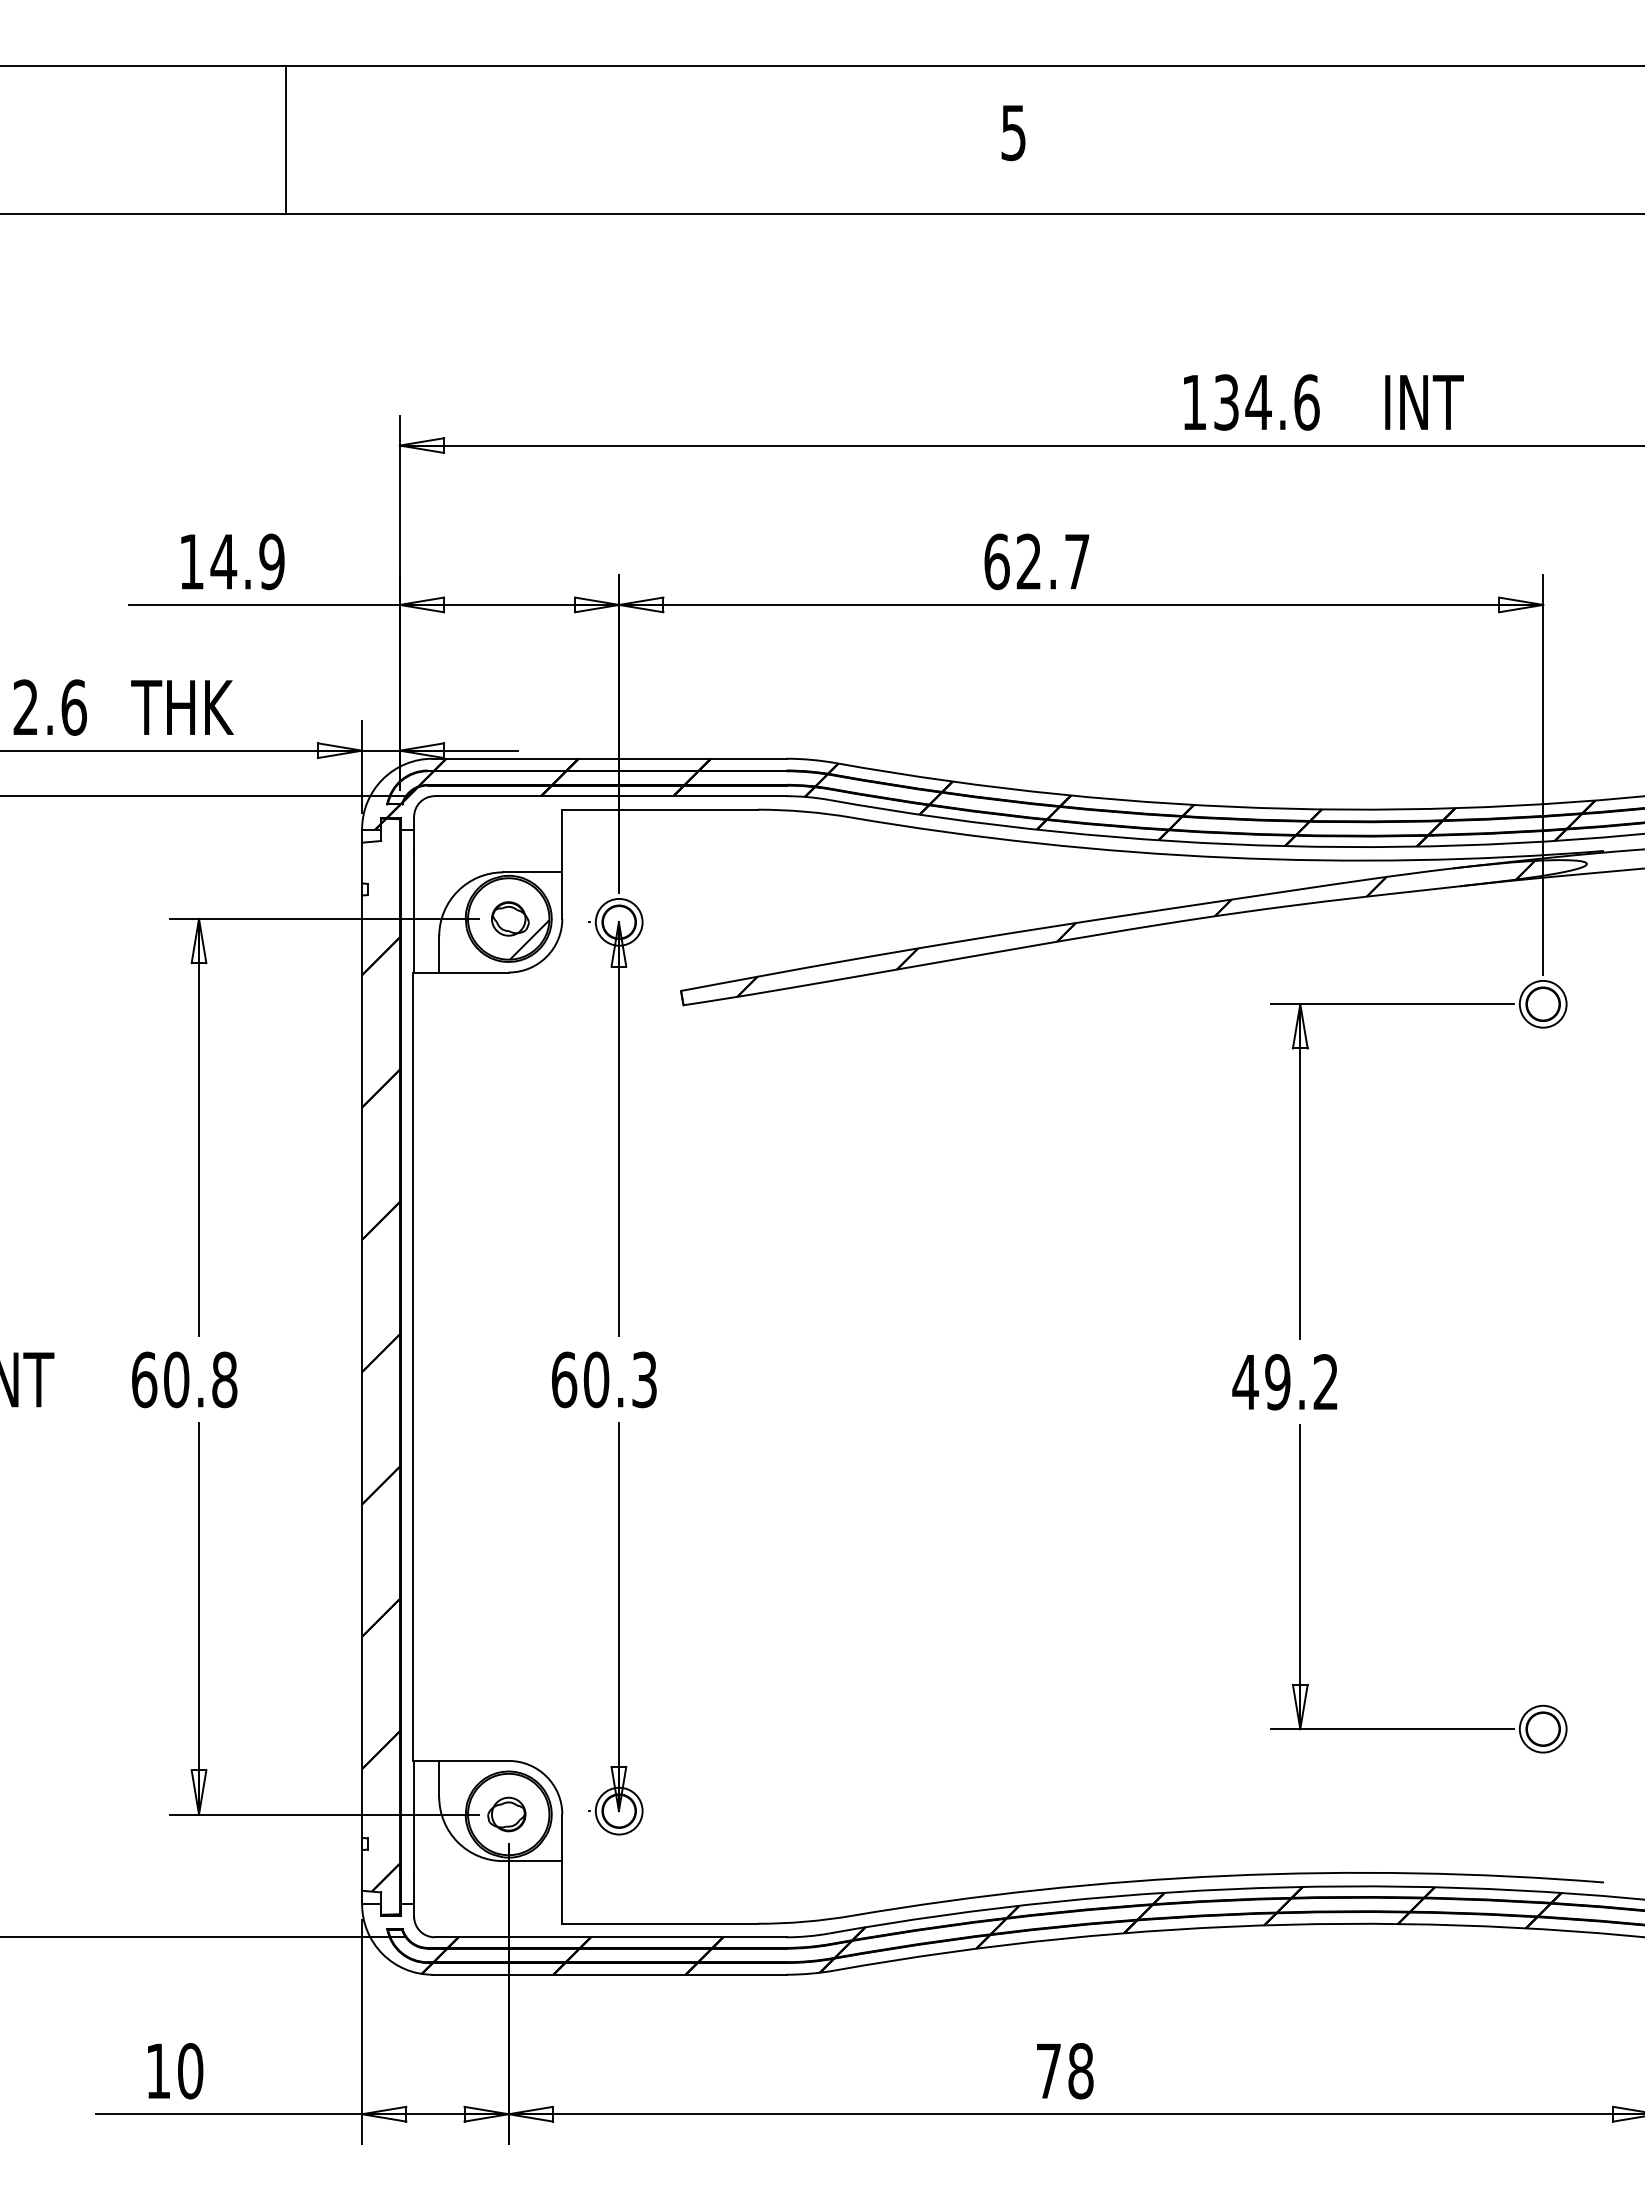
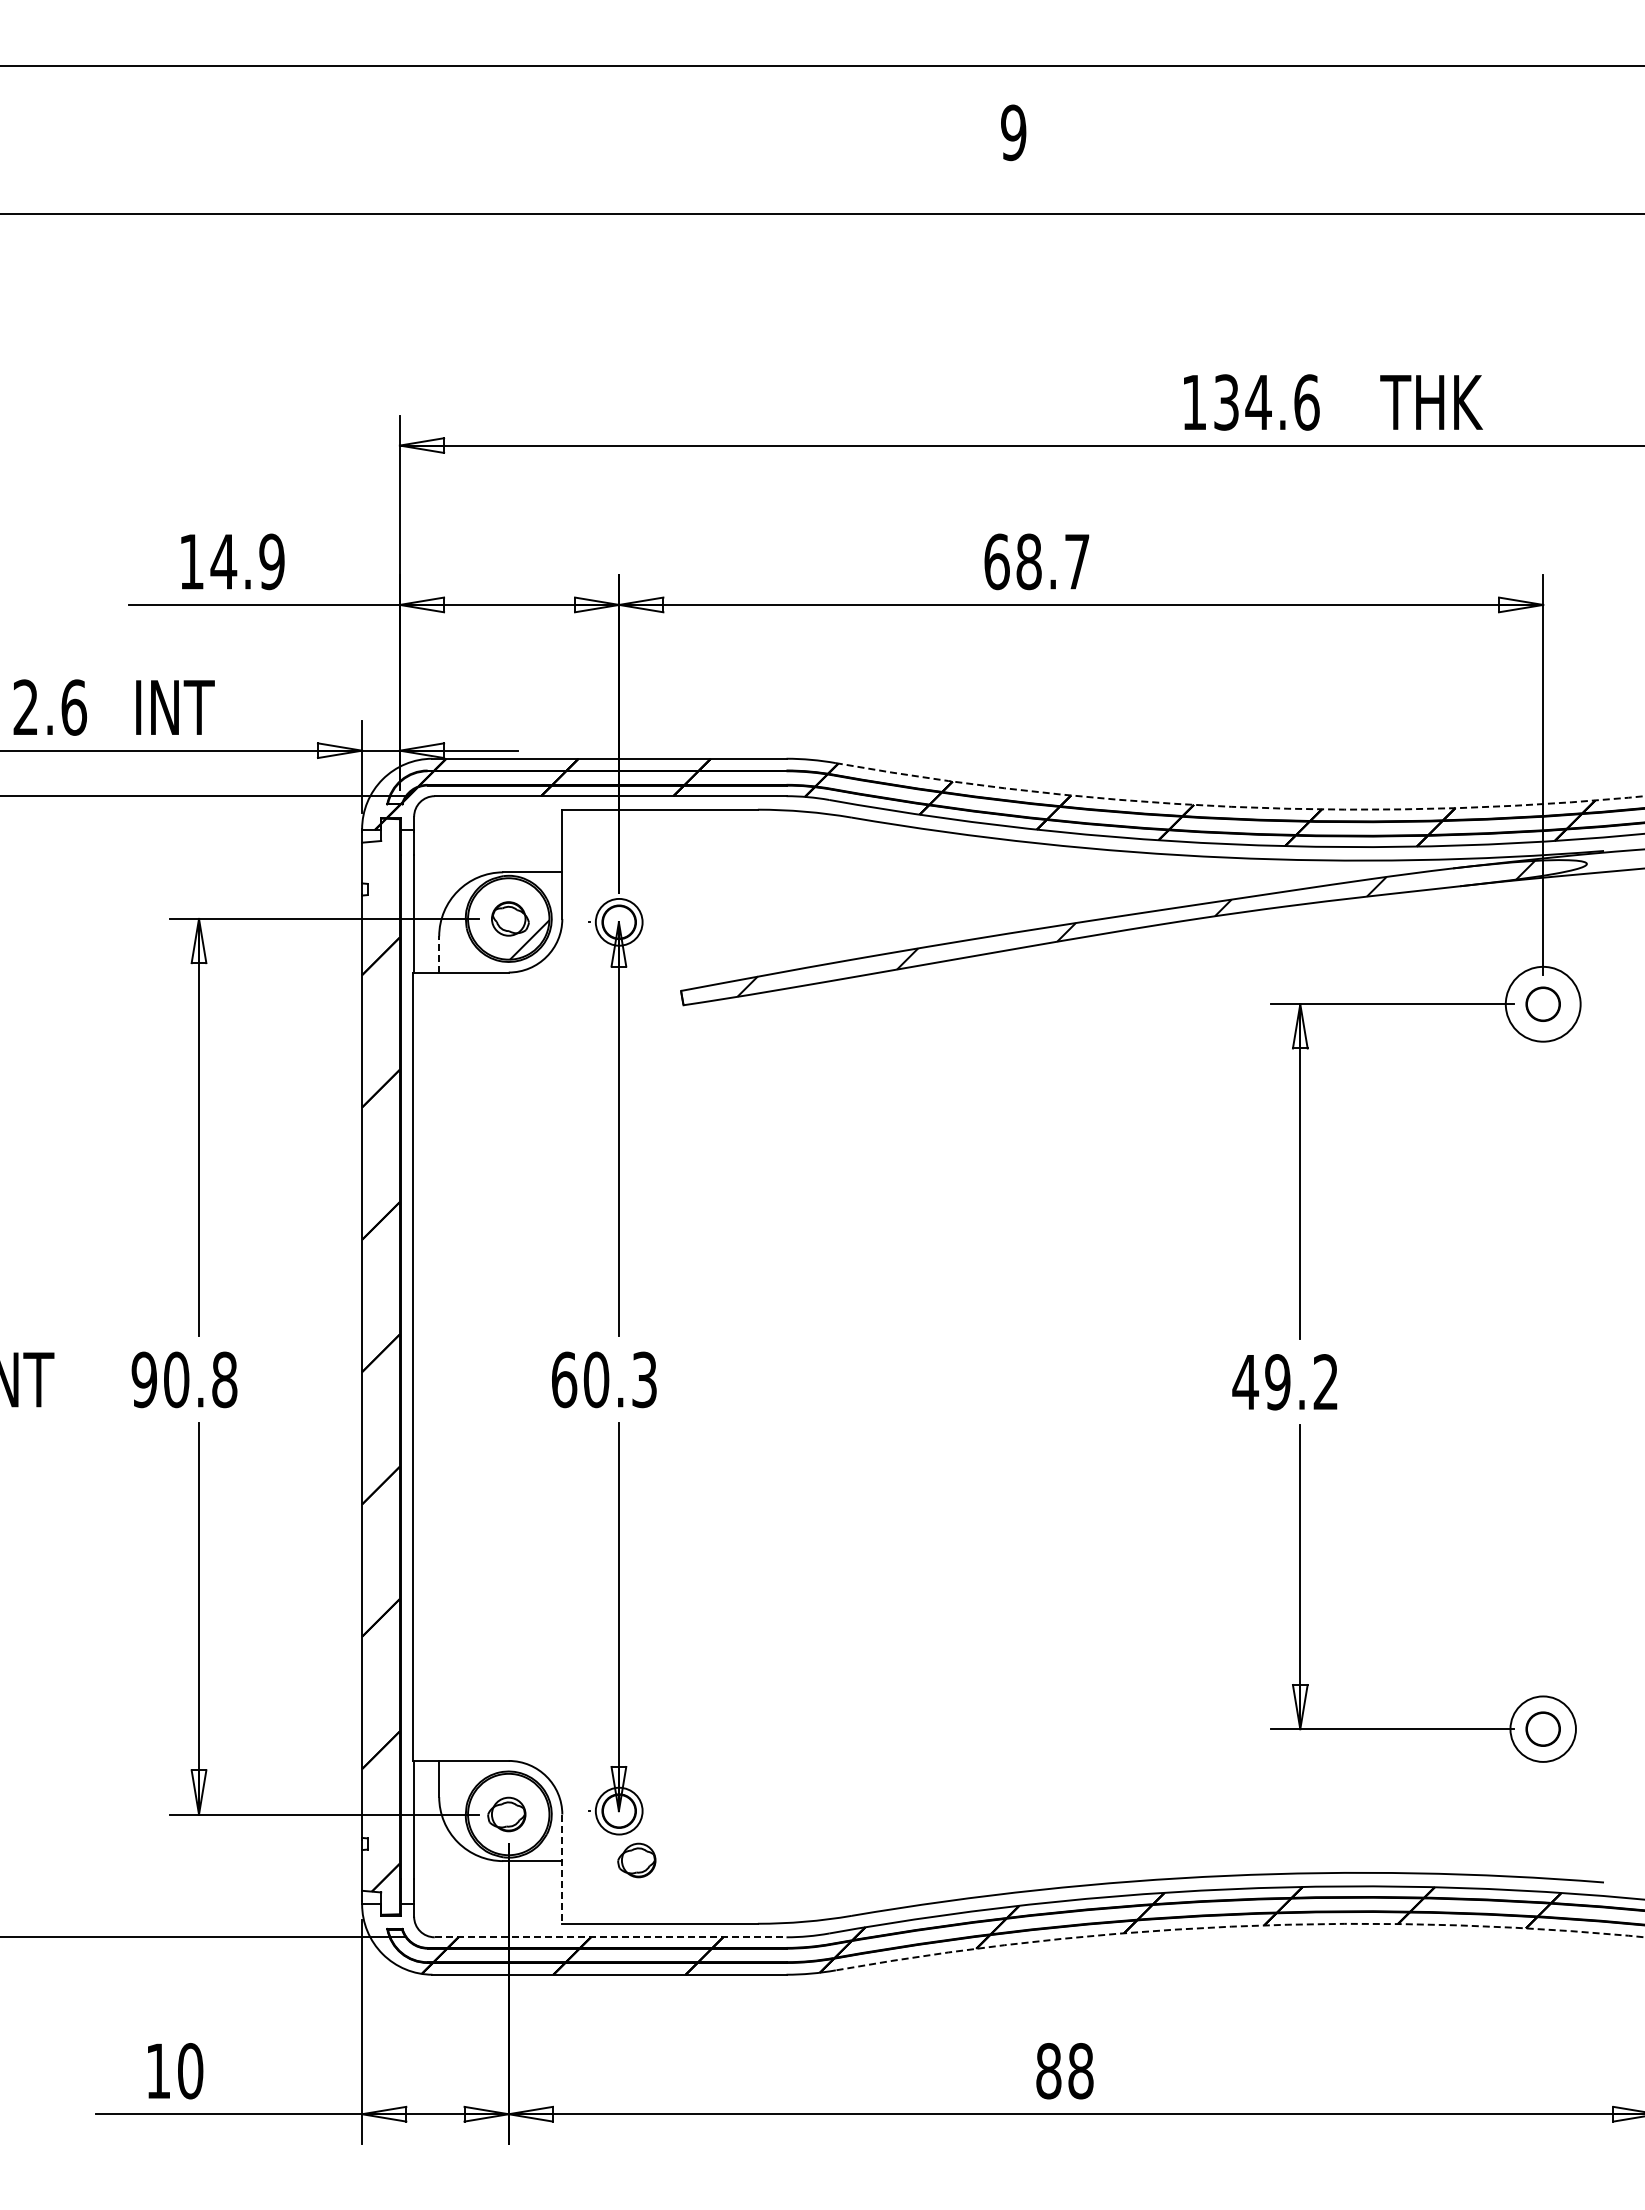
text: 5 -> 9 (1013, 132)
line: present -> none (285, 139)
text: INT -> THK (1431, 402)
text: 62.7 -> 68.7 (1028, 561)
text: THK -> INT (182, 707)
arc: solid -> dashed (1239, 807)
hatch: present -> none (1135, 928)
line: solid -> dashed (439, 953)
circle diameter: 47 px -> 75 px (1542, 1003)
text: 60.8 -> 90.8 (144, 1379)
circle diameter: 47 px -> 65 px (1542, 1728)
part: none -> present (636, 1860)
line: solid -> dashed (562, 1869)
arc: solid -> dashed (1239, 1926)
line: solid -> dashed (610, 1937)
text: 78 -> 88 (1048, 2071)
